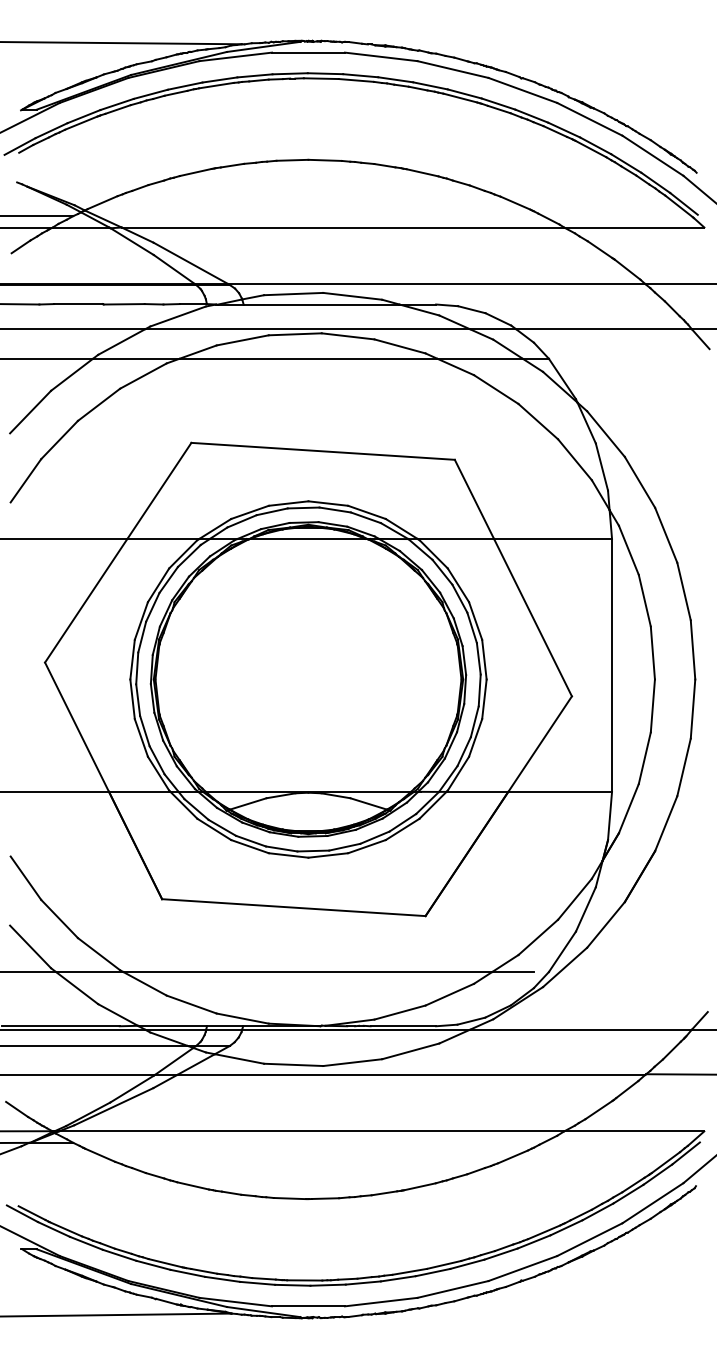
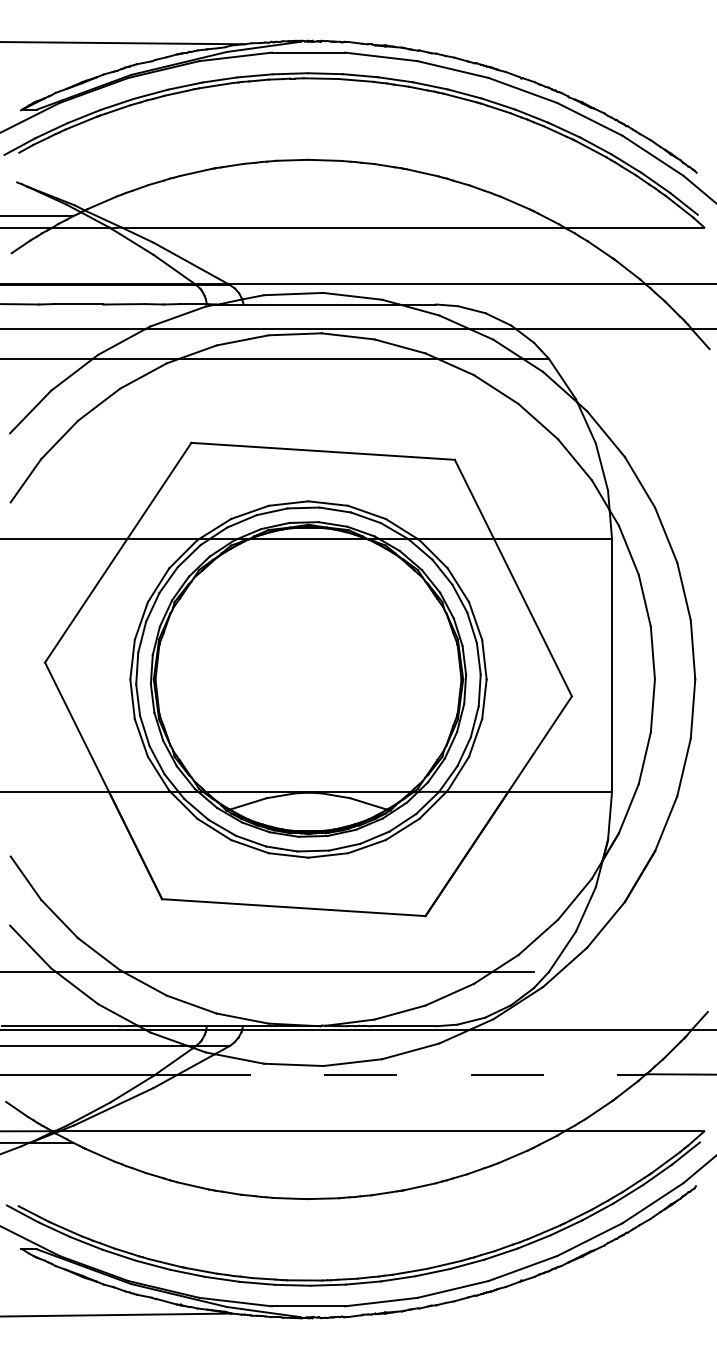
line: solid -> dashed (411, 1074)
